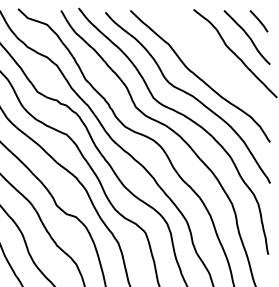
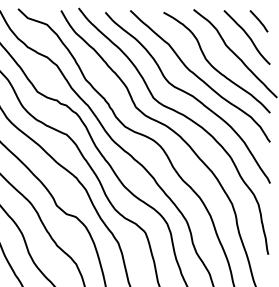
curve: none -> present (212, 65)
